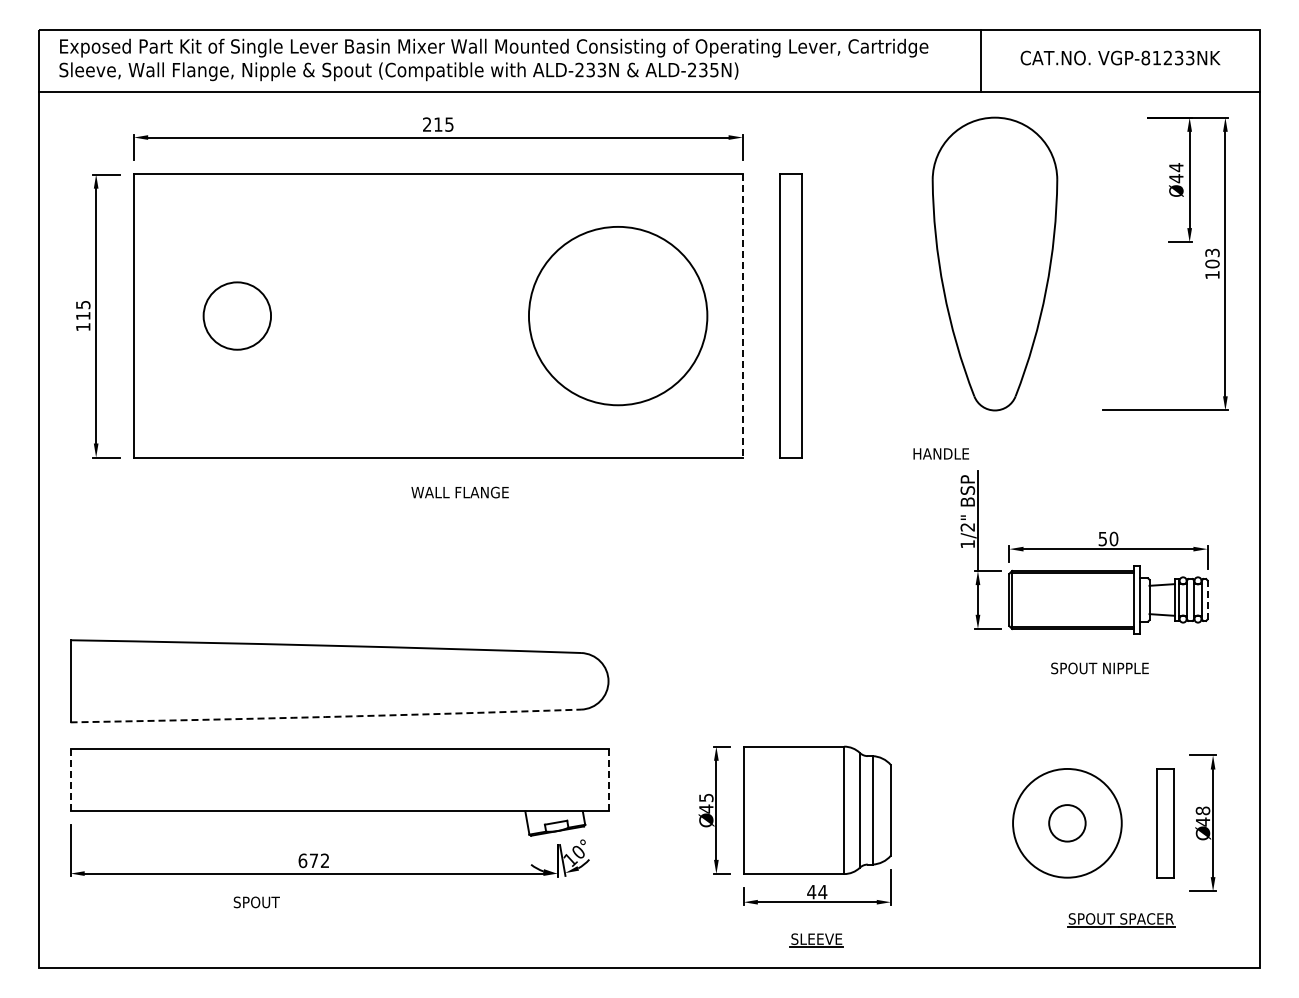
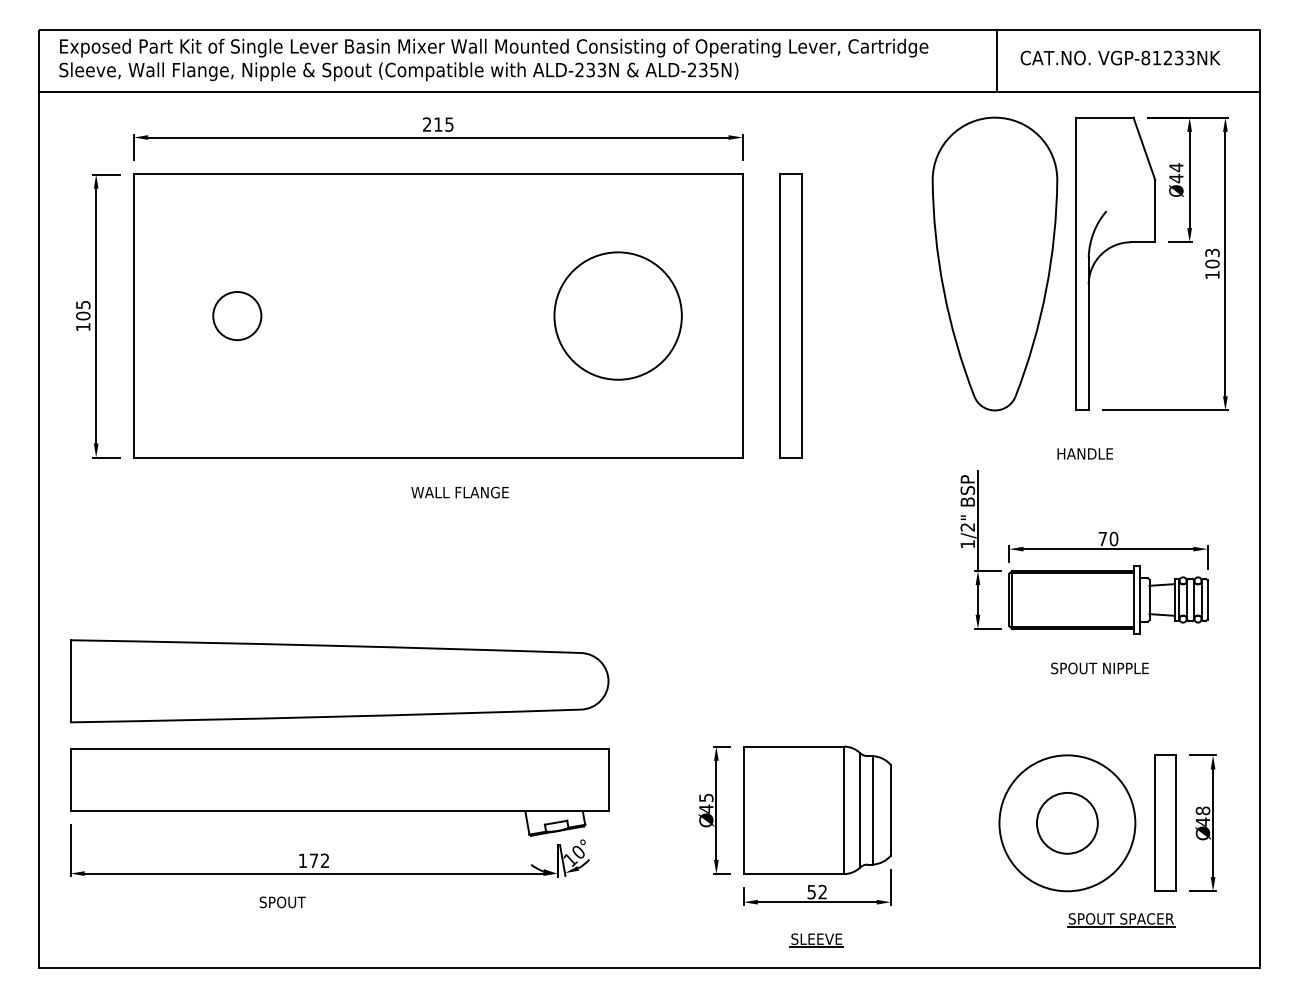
line position: (981, 60) -> (997, 60) (997, 60)
part: none -> present (1105, 252)
text: 115 -> 105 (83, 315)
circle diameter: 67 px -> 48 px (237, 316)
circle diameter: 178 px -> 127 px (617, 315)
line: dashed -> solid (742, 316)
text position: (940, 453) -> (1084, 453) (1084, 453)
text: 50 -> 70 (1102, 539)
line: dashed -> solid (1207, 599)
arc: dashed -> solid (325, 717)
line: dashed -> solid (70, 780)
line: dashed -> solid (608, 780)
circle diameter: 109 px -> 136 px (1067, 823)
circle diameter: 37 px -> 61 px (1066, 822)
part size: 19x111 px -> 23x138 px (1165, 822)
text: 672 -> 172 (302, 860)
text: 44 -> 52 (817, 891)
text position: (256, 902) -> (282, 902) (282, 902)
